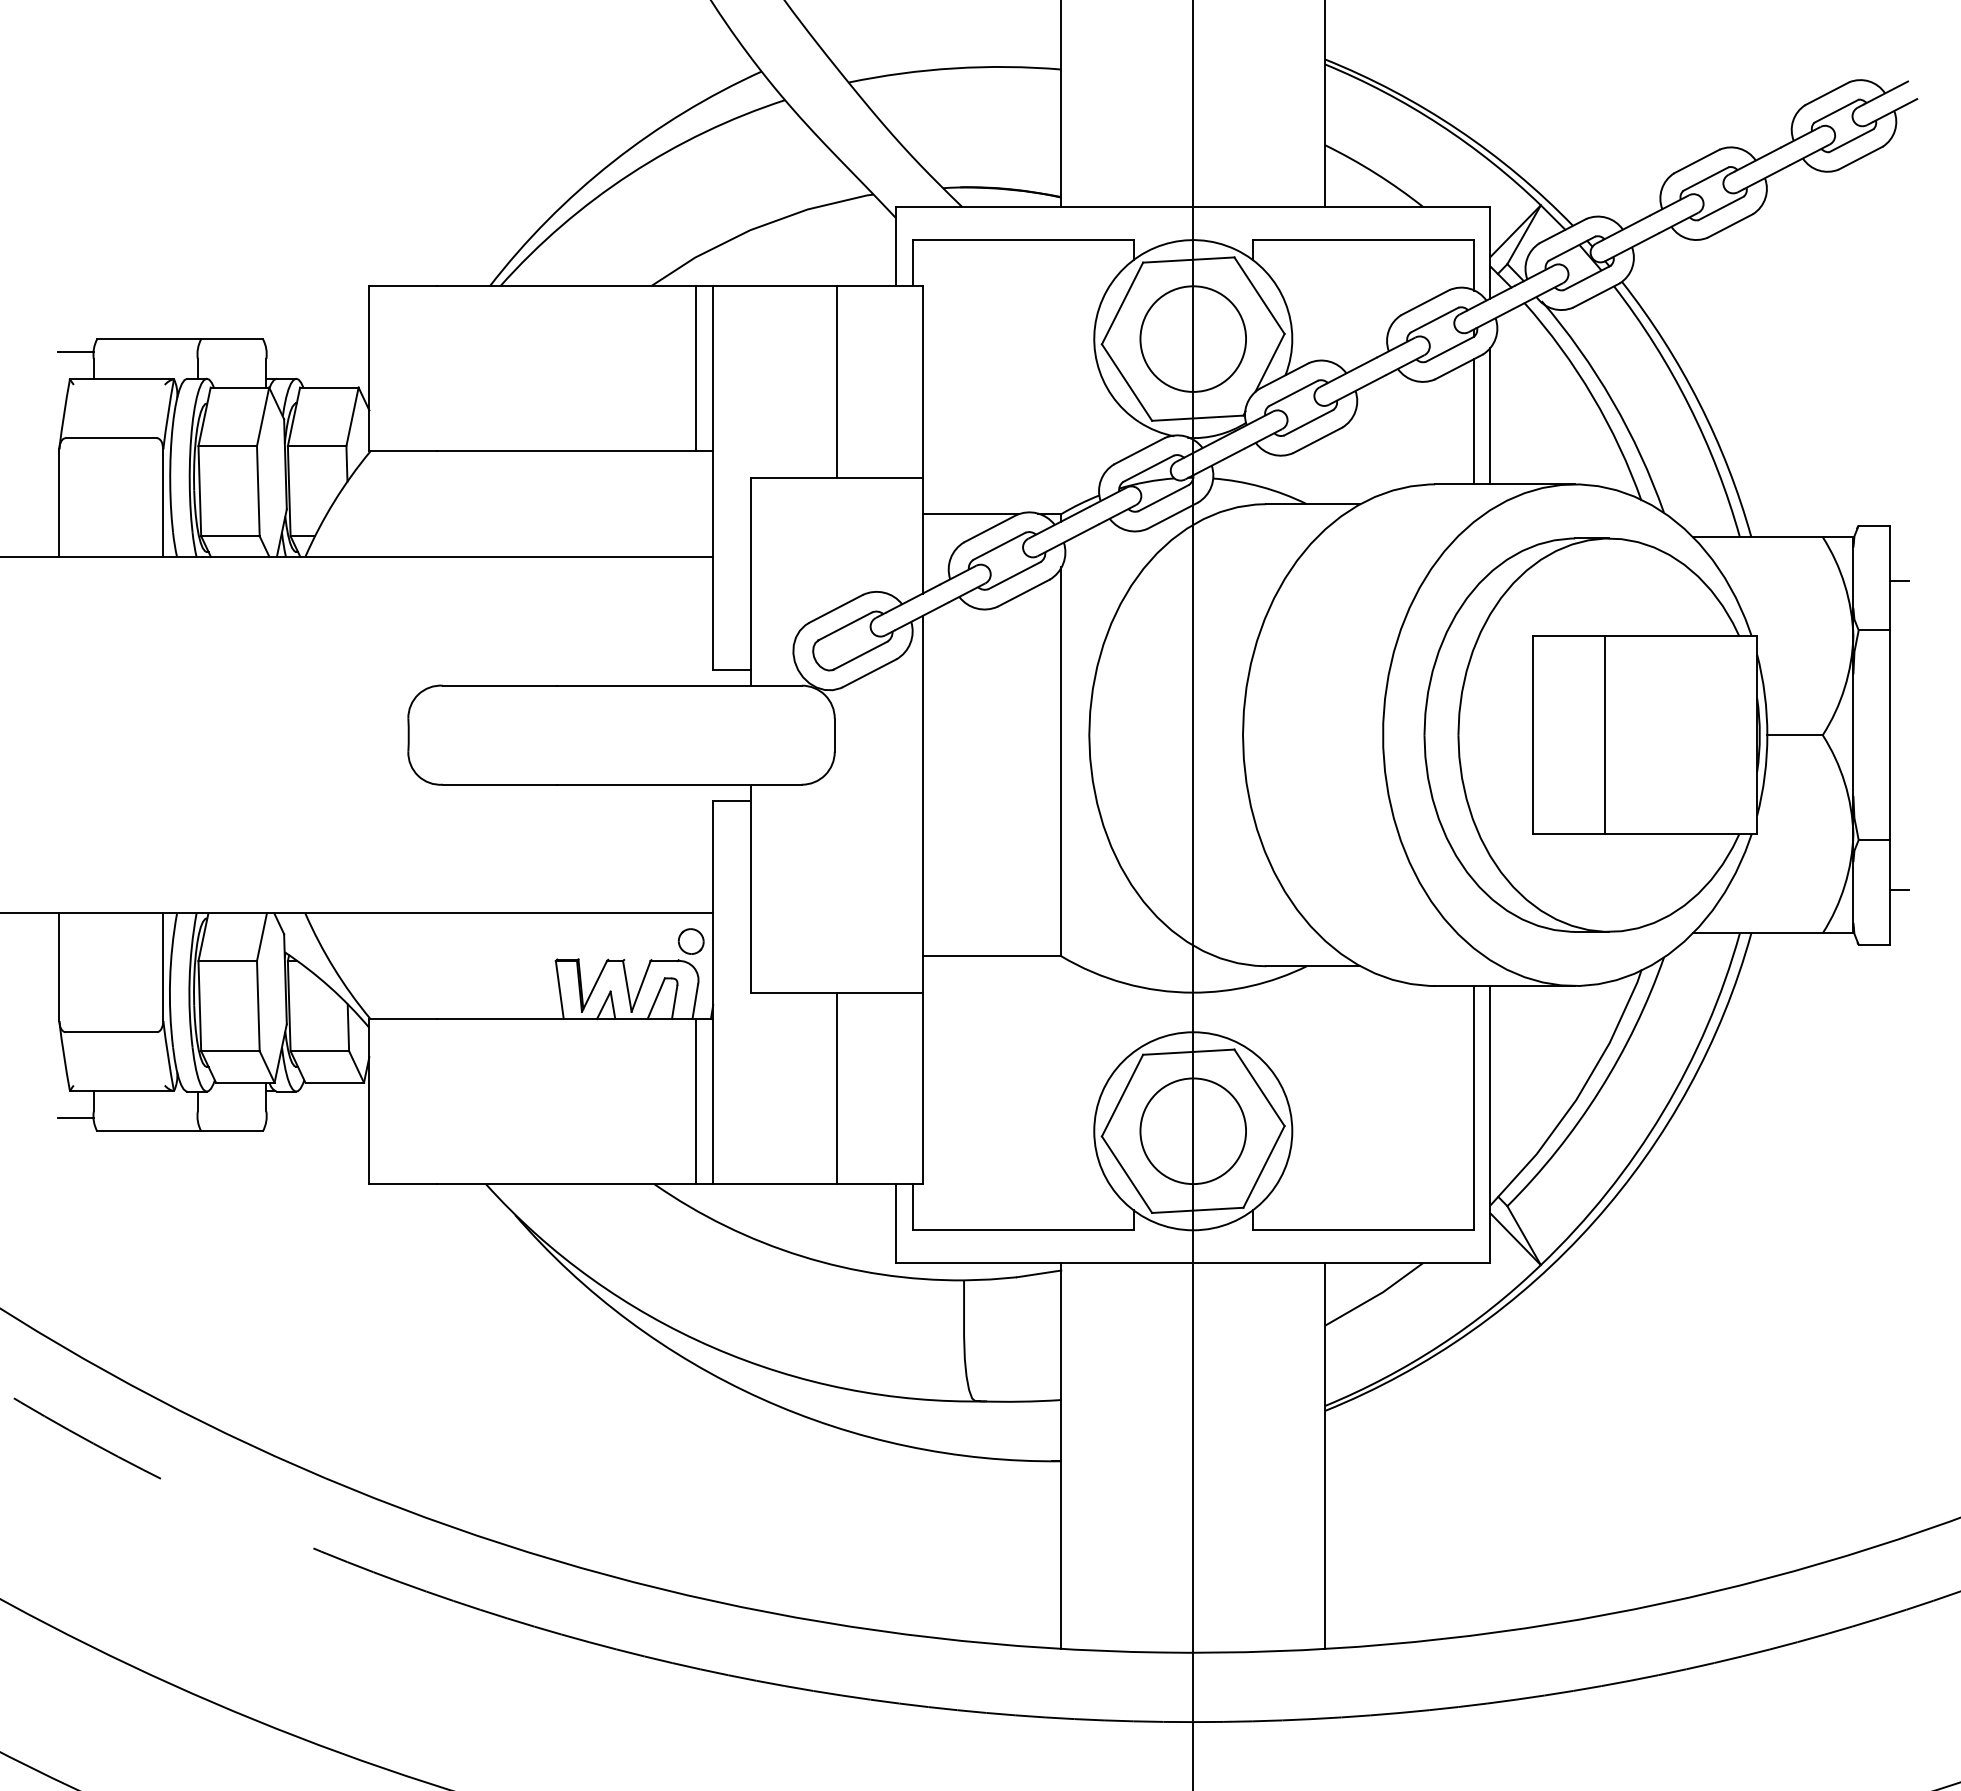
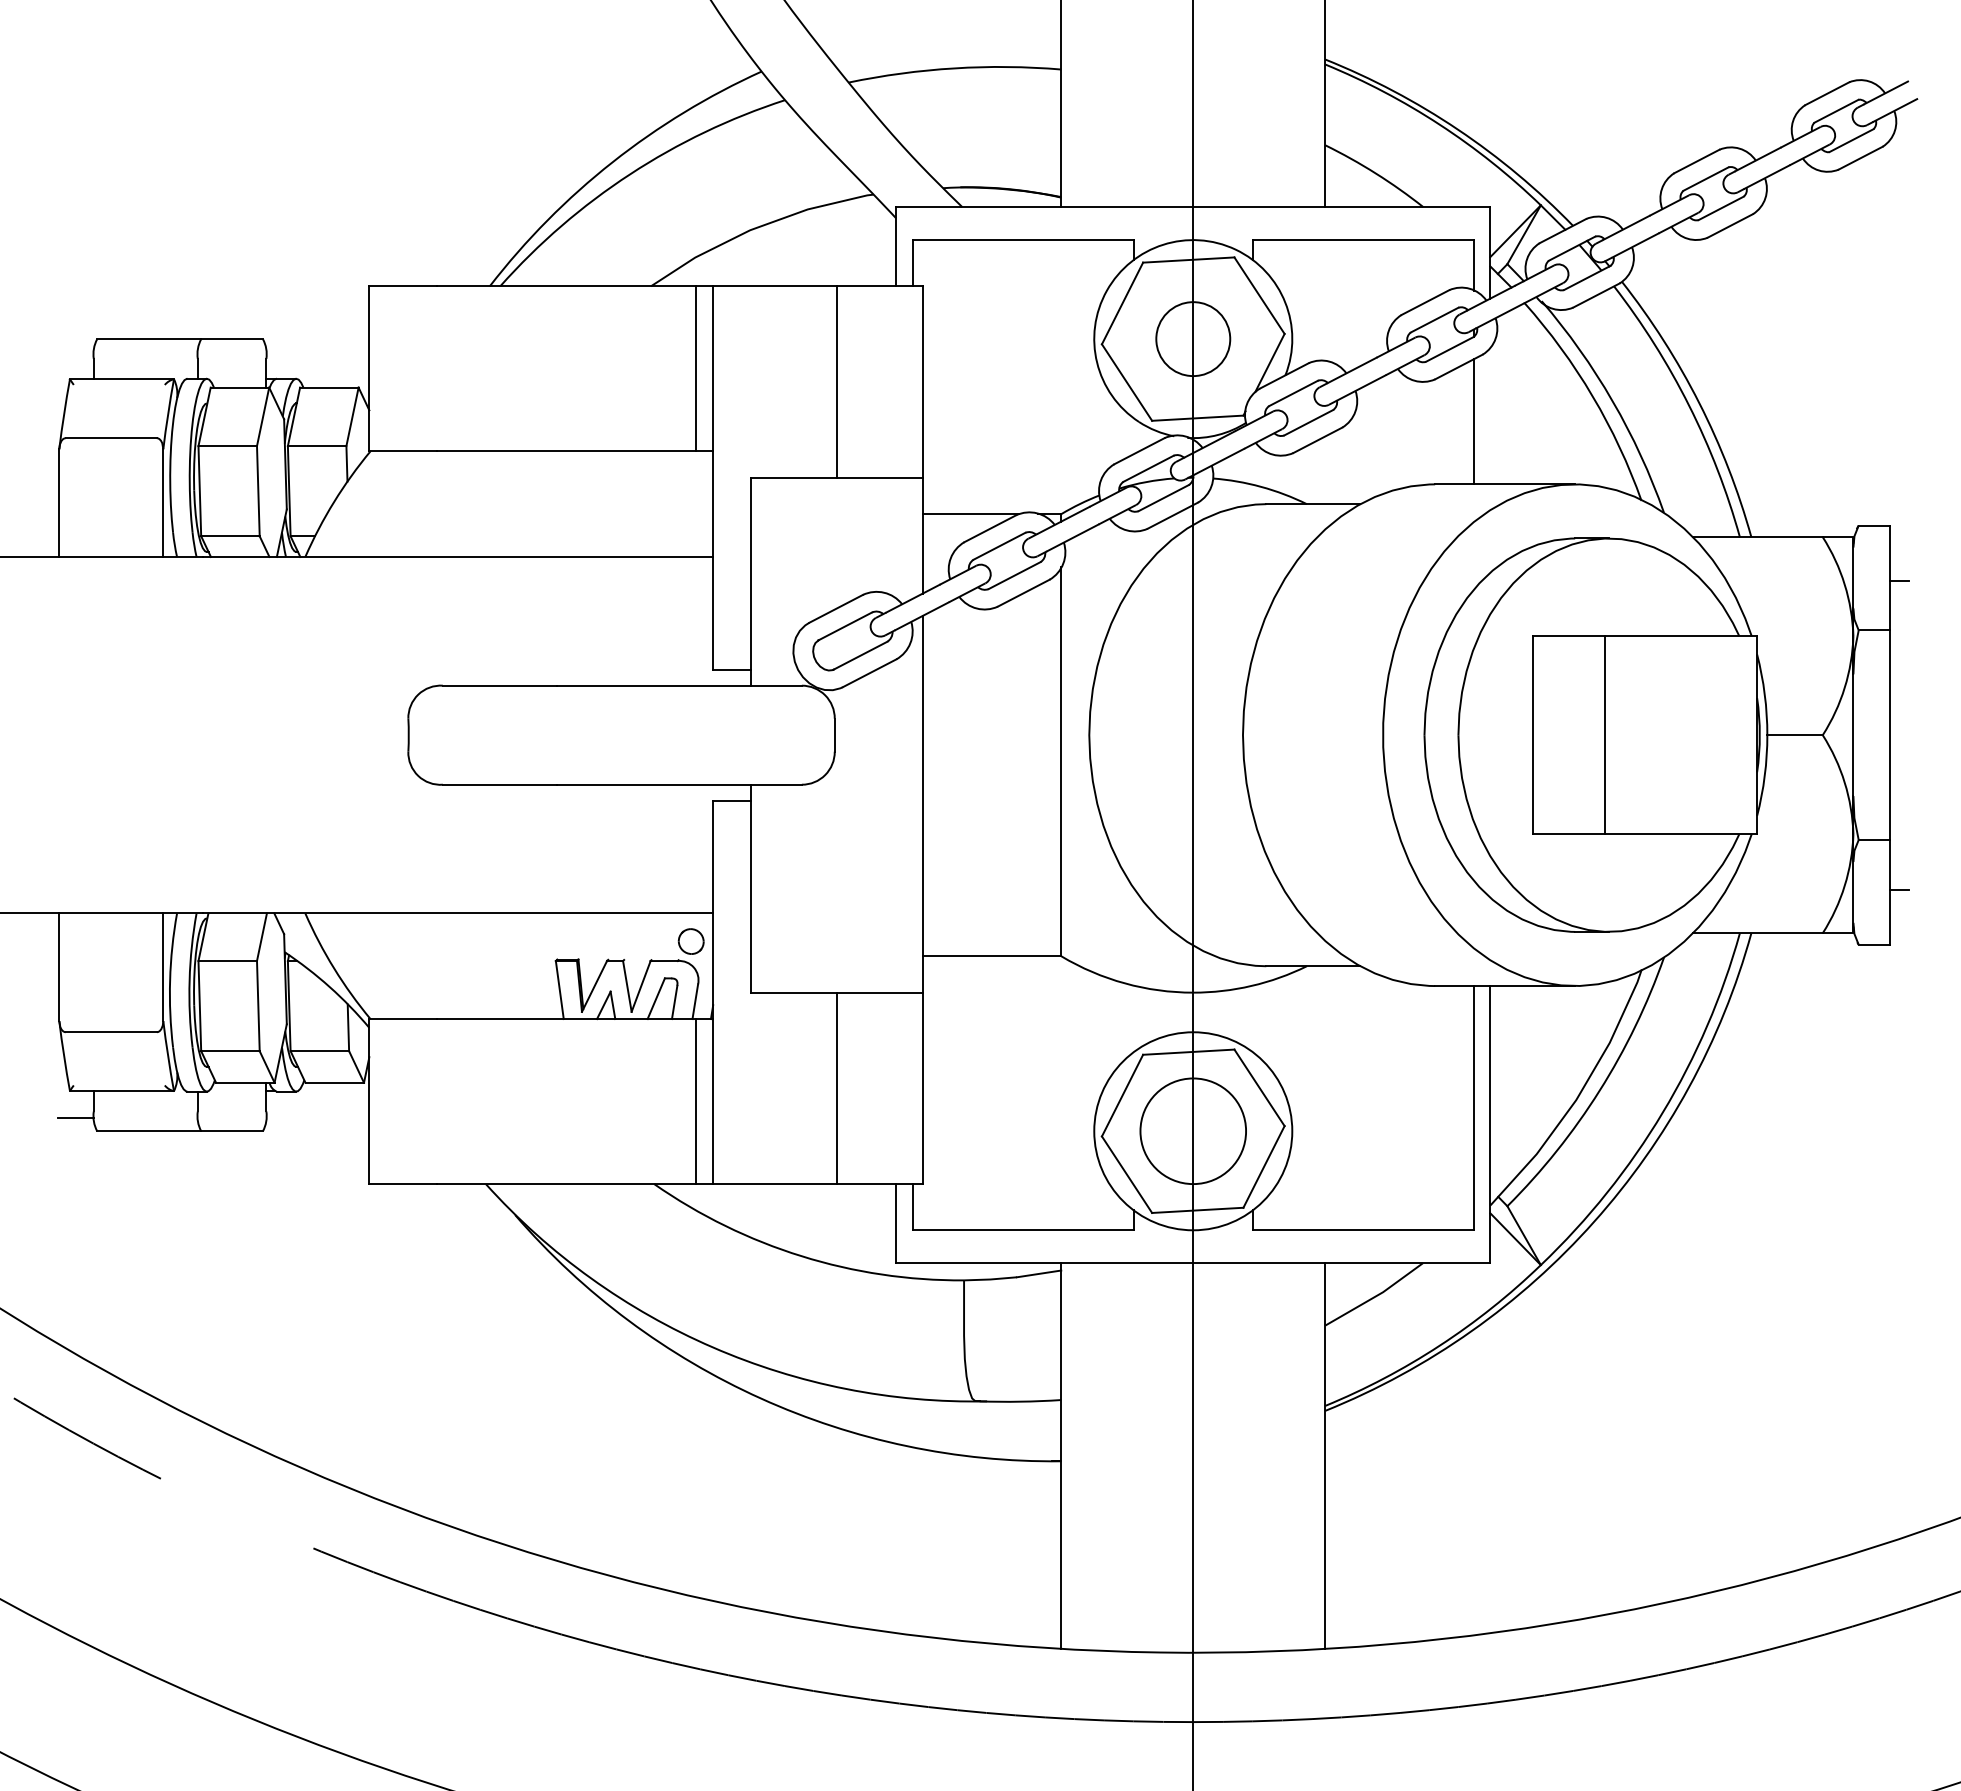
circle diameter: 106 px -> 74 px (1193, 339)
line: present -> none (76, 352)
line: present -> none (1490, 416)
